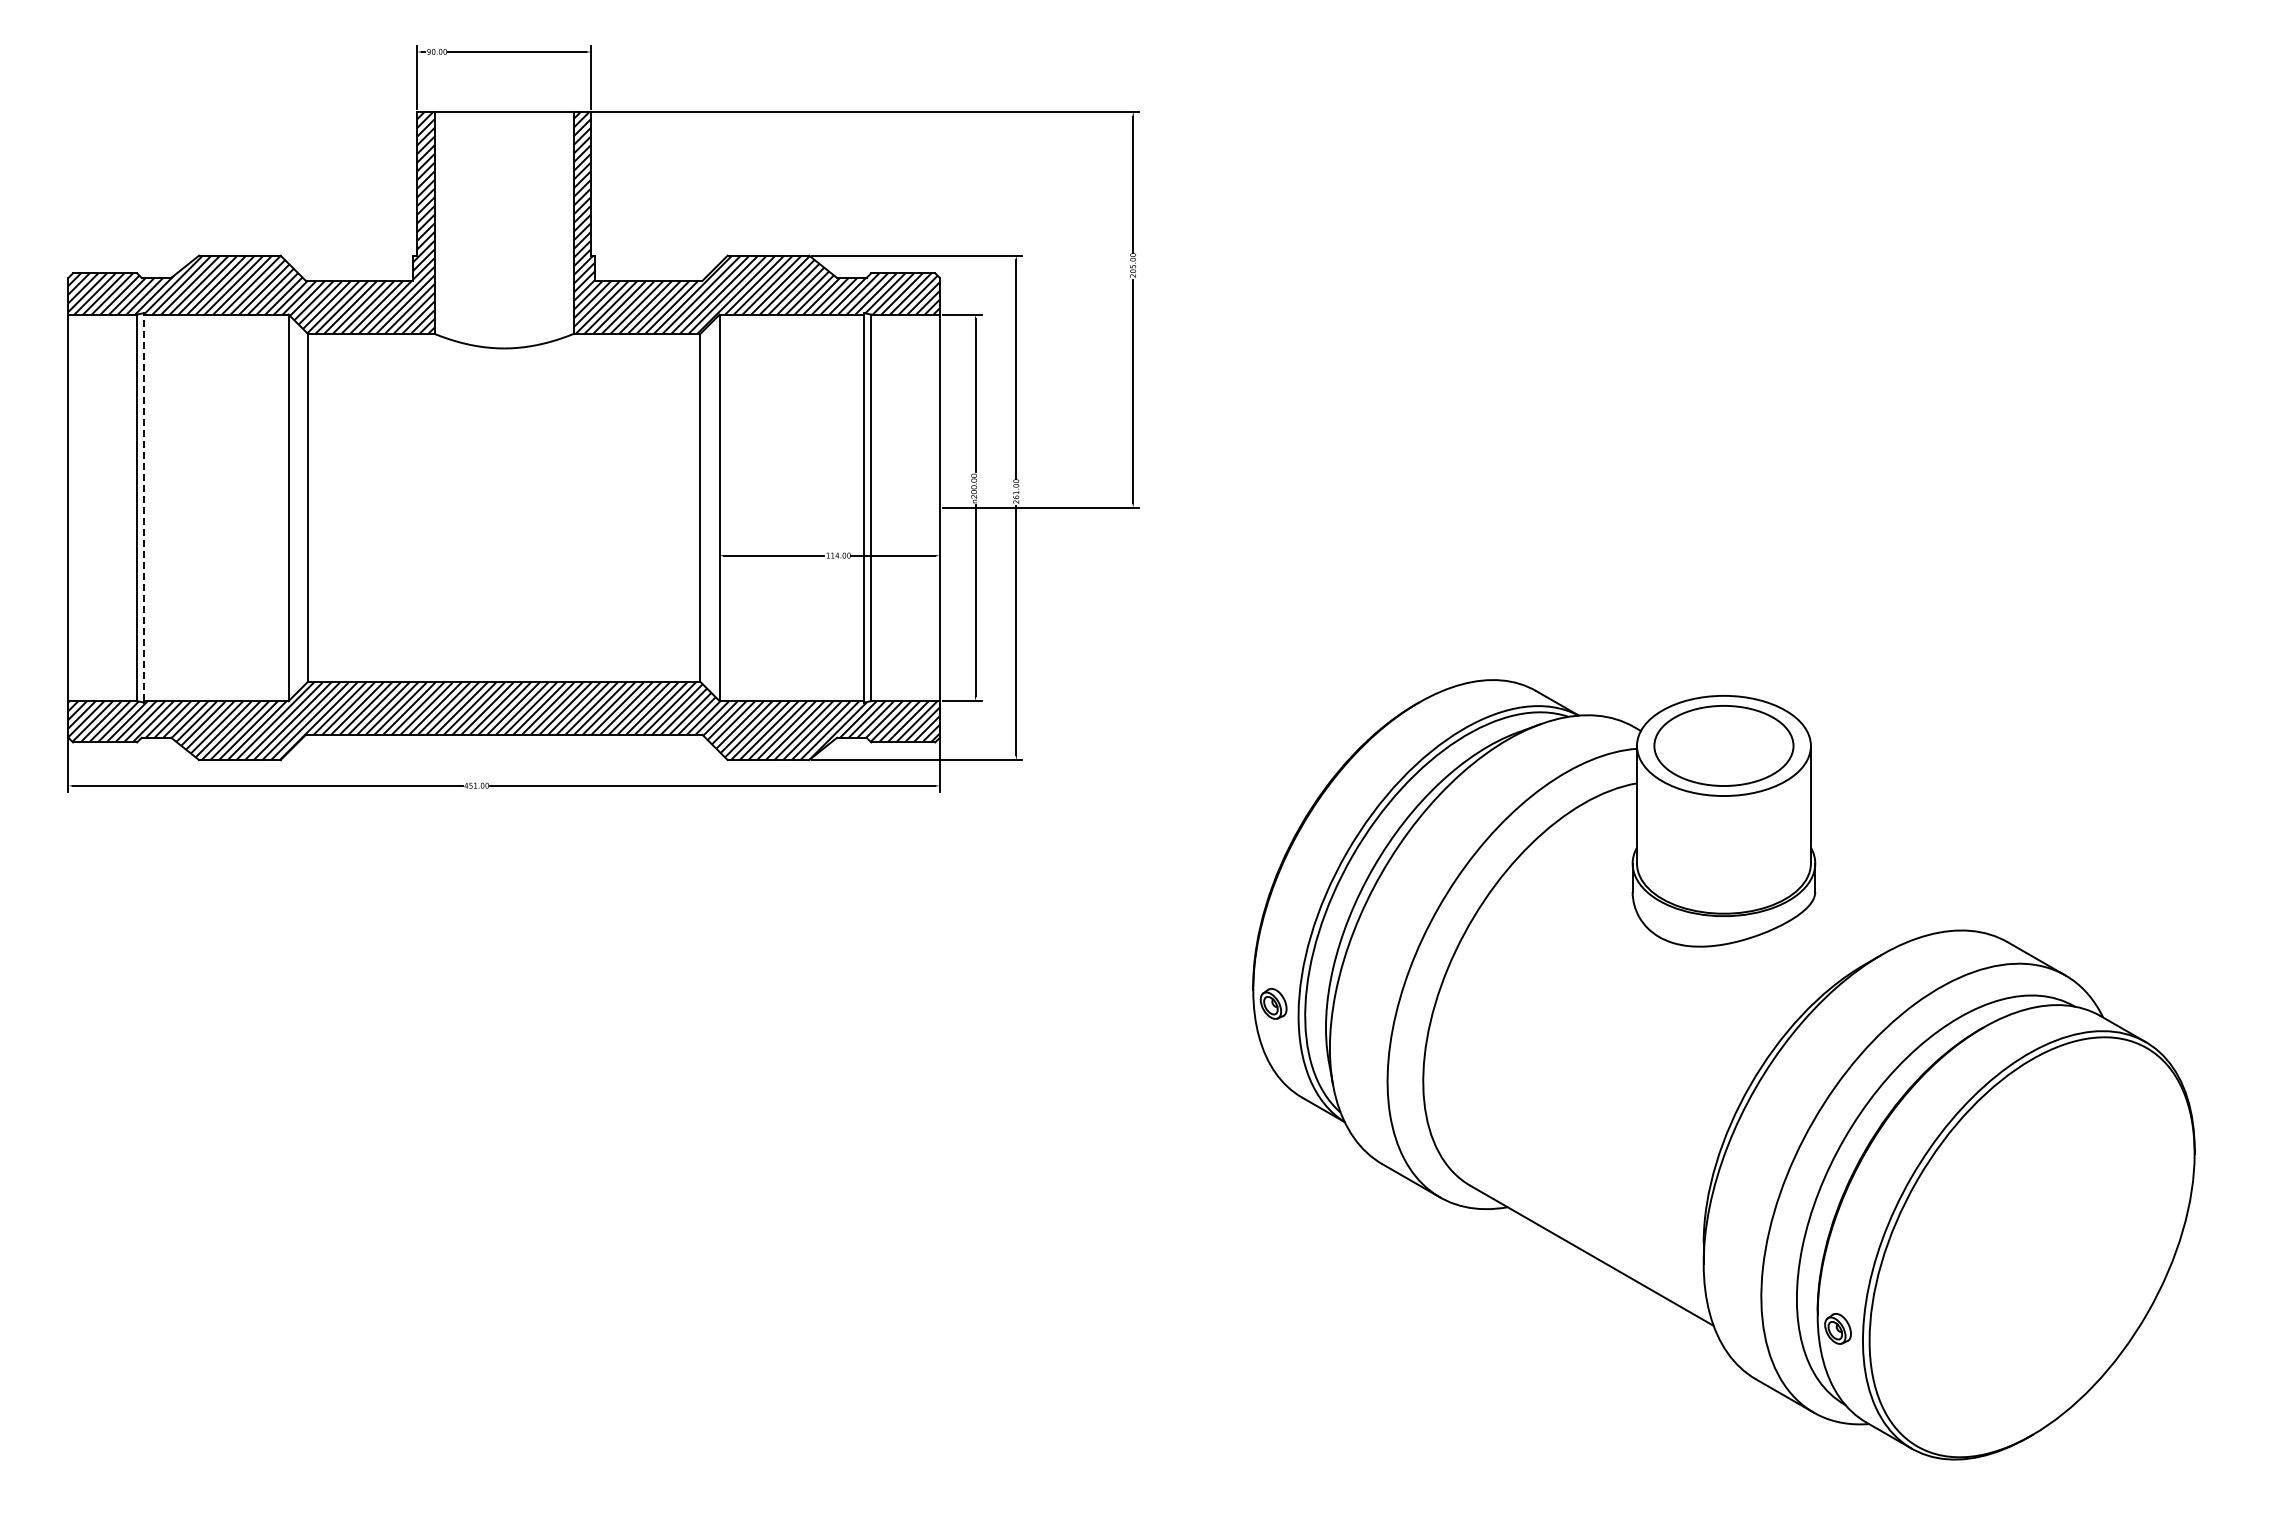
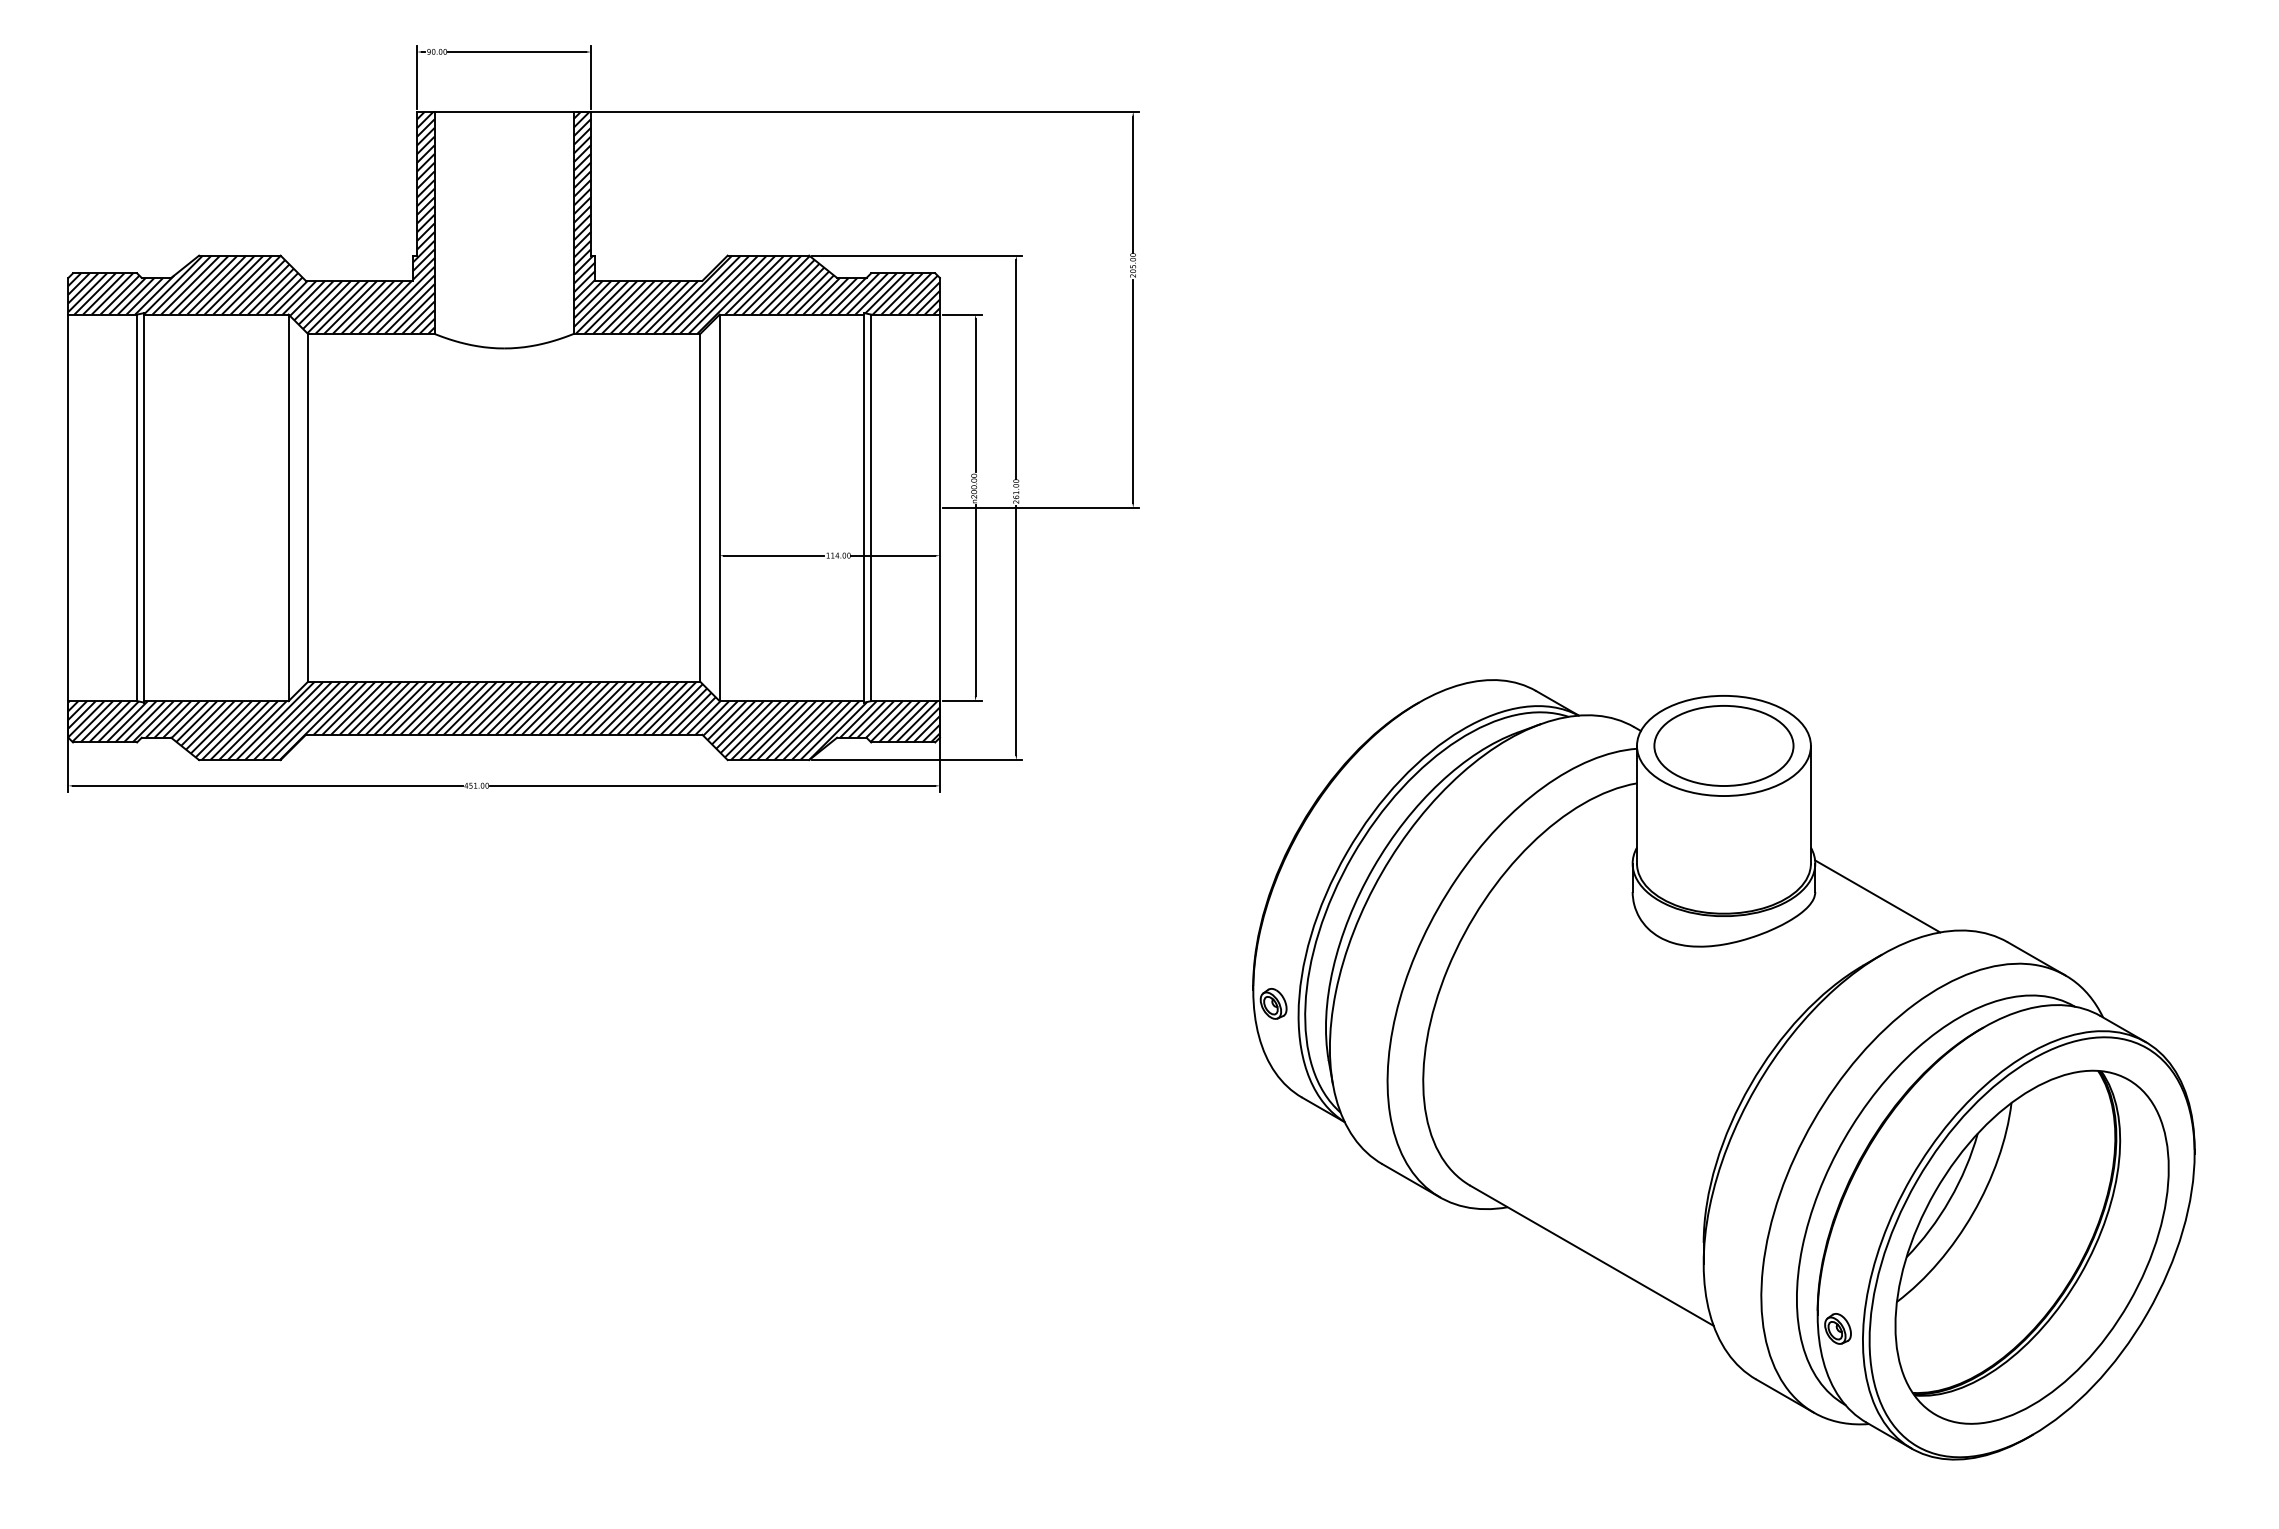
line: dashed -> solid (143, 507)
line: none -> present (1877, 896)
part: none -> present (2031, 1246)
